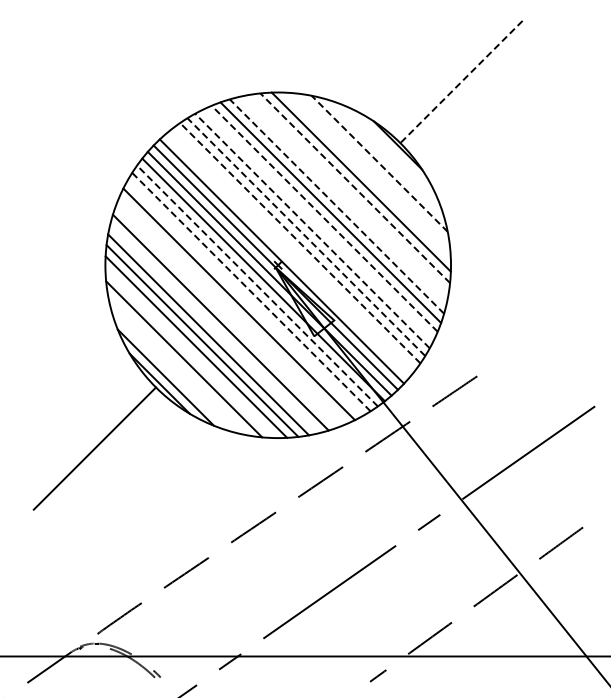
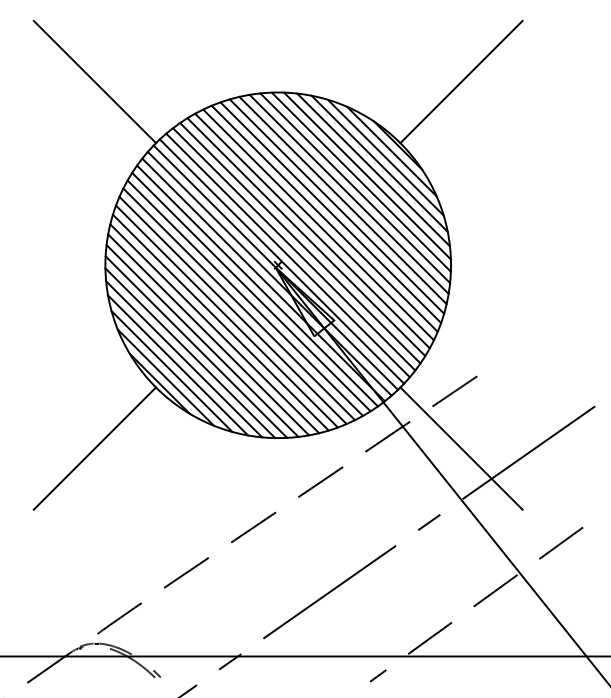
line: none -> present (94, 81)
line: dashed -> solid (461, 82)
line: none -> present (391, 151)
line: none -> present (385, 157)
line: dashed -> solid (379, 163)
line: none -> present (373, 169)
line: none -> present (367, 175)
line: dashed -> solid (354, 187)
line: none -> present (348, 193)
line: none -> present (342, 200)
line: dashed -> solid (336, 206)
line: dashed -> solid (324, 218)
line: none -> present (318, 224)
line: dashed -> solid (312, 231)
line: dashed -> solid (306, 236)
line: dashed -> solid (300, 243)
line: none -> present (294, 249)
line: none -> present (287, 255)
line: dashed -> solid (257, 285)
line: dashed -> solid (251, 292)
line: none -> present (244, 297)
line: none -> present (232, 309)
line: none -> present (226, 316)
line: none -> present (214, 328)
line: none -> present (190, 353)
line: none -> present (178, 365)
line: none -> present (171, 371)
line: none -> present (461, 448)
